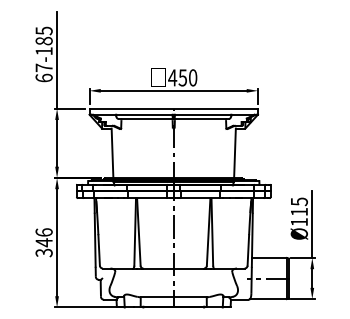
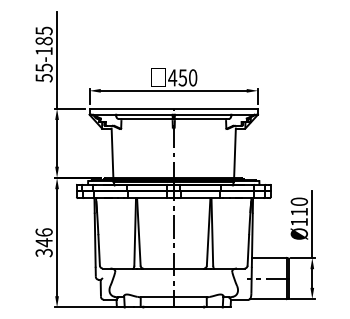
text: 67-185 -> 55-185 (43, 72)
text: Ø115 -> Ø110 (298, 201)
